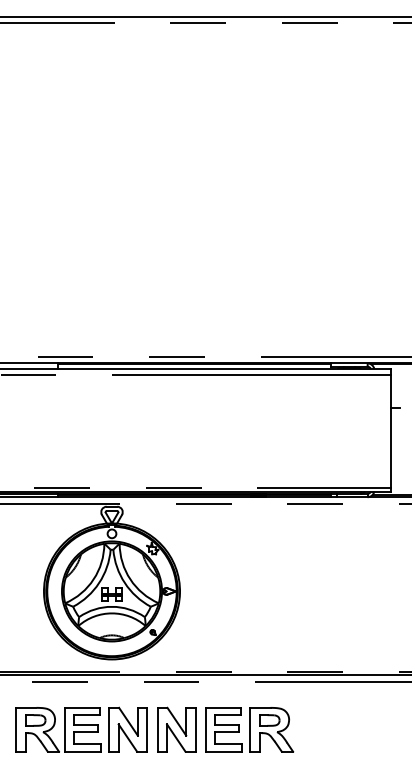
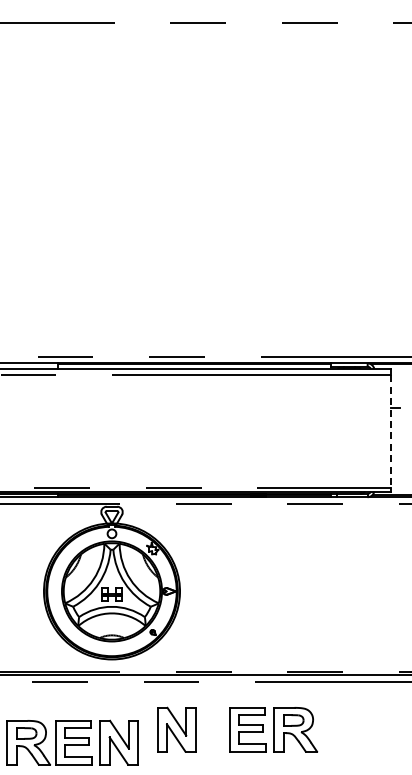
line: present -> none (205, 16)
line: solid -> dashed (390, 432)
part position: (81, 729) -> (72, 742) (72, 742)
part position: (249, 729) -> (273, 729) (273, 729)
